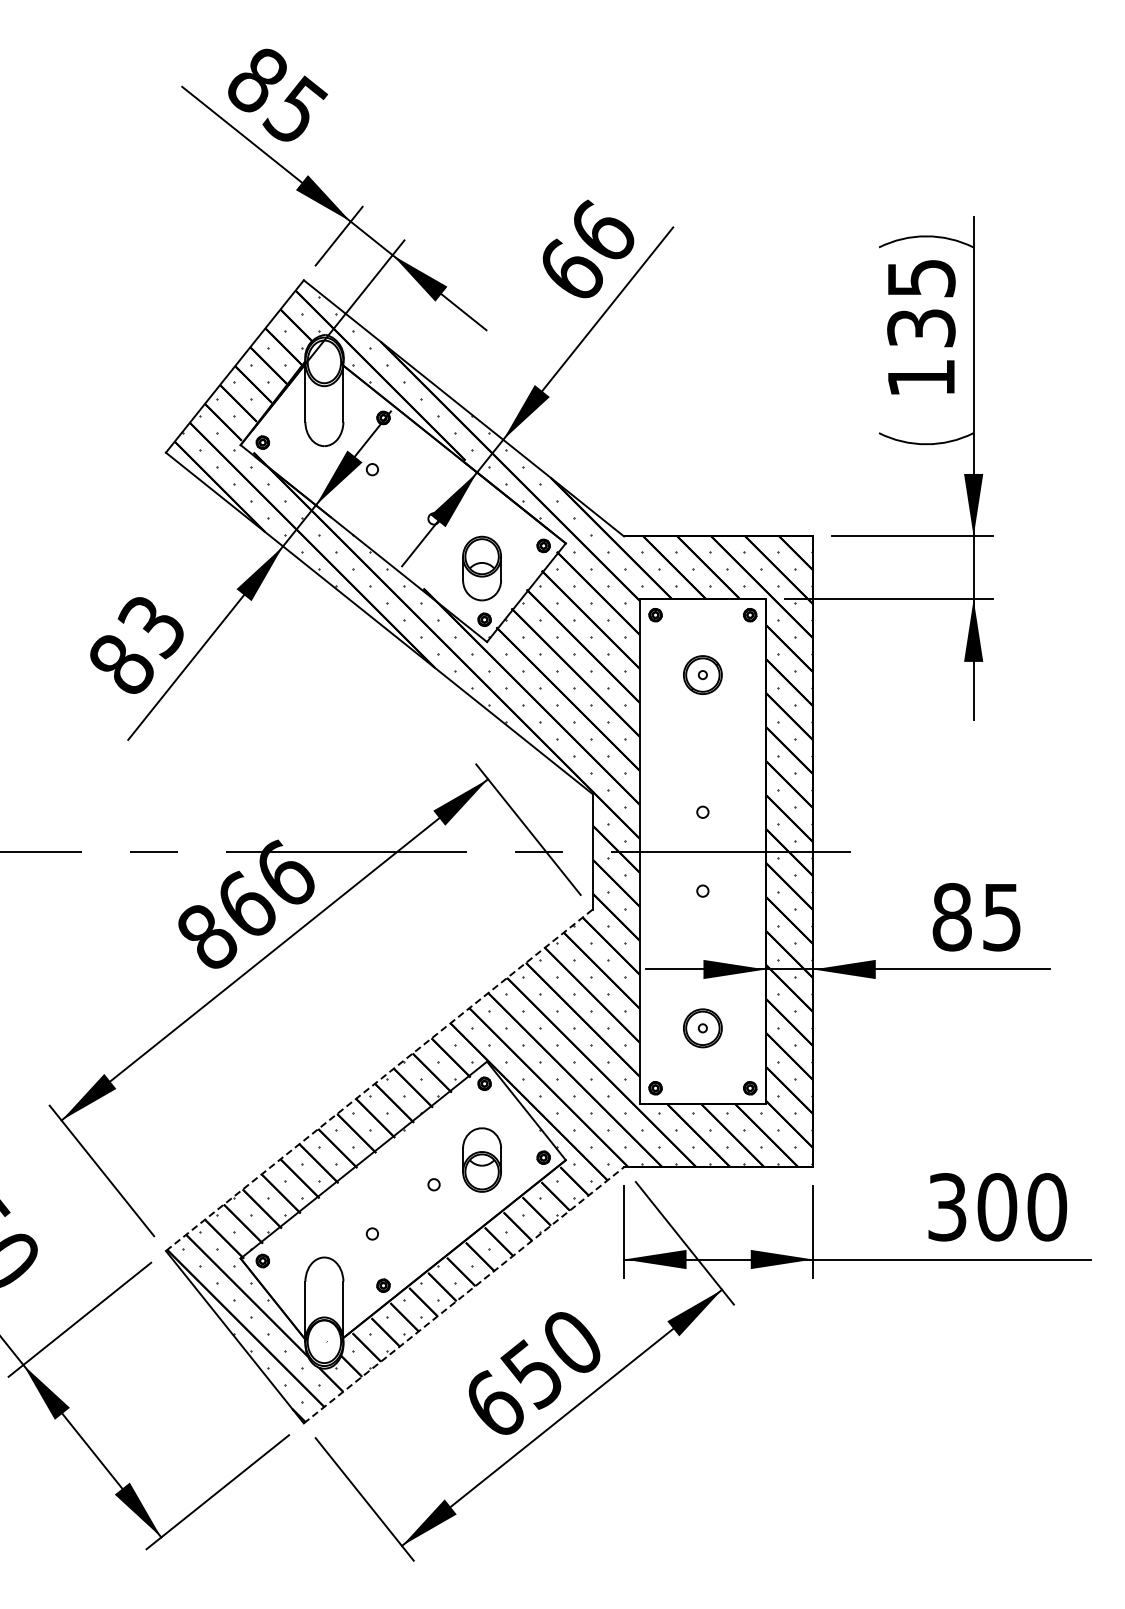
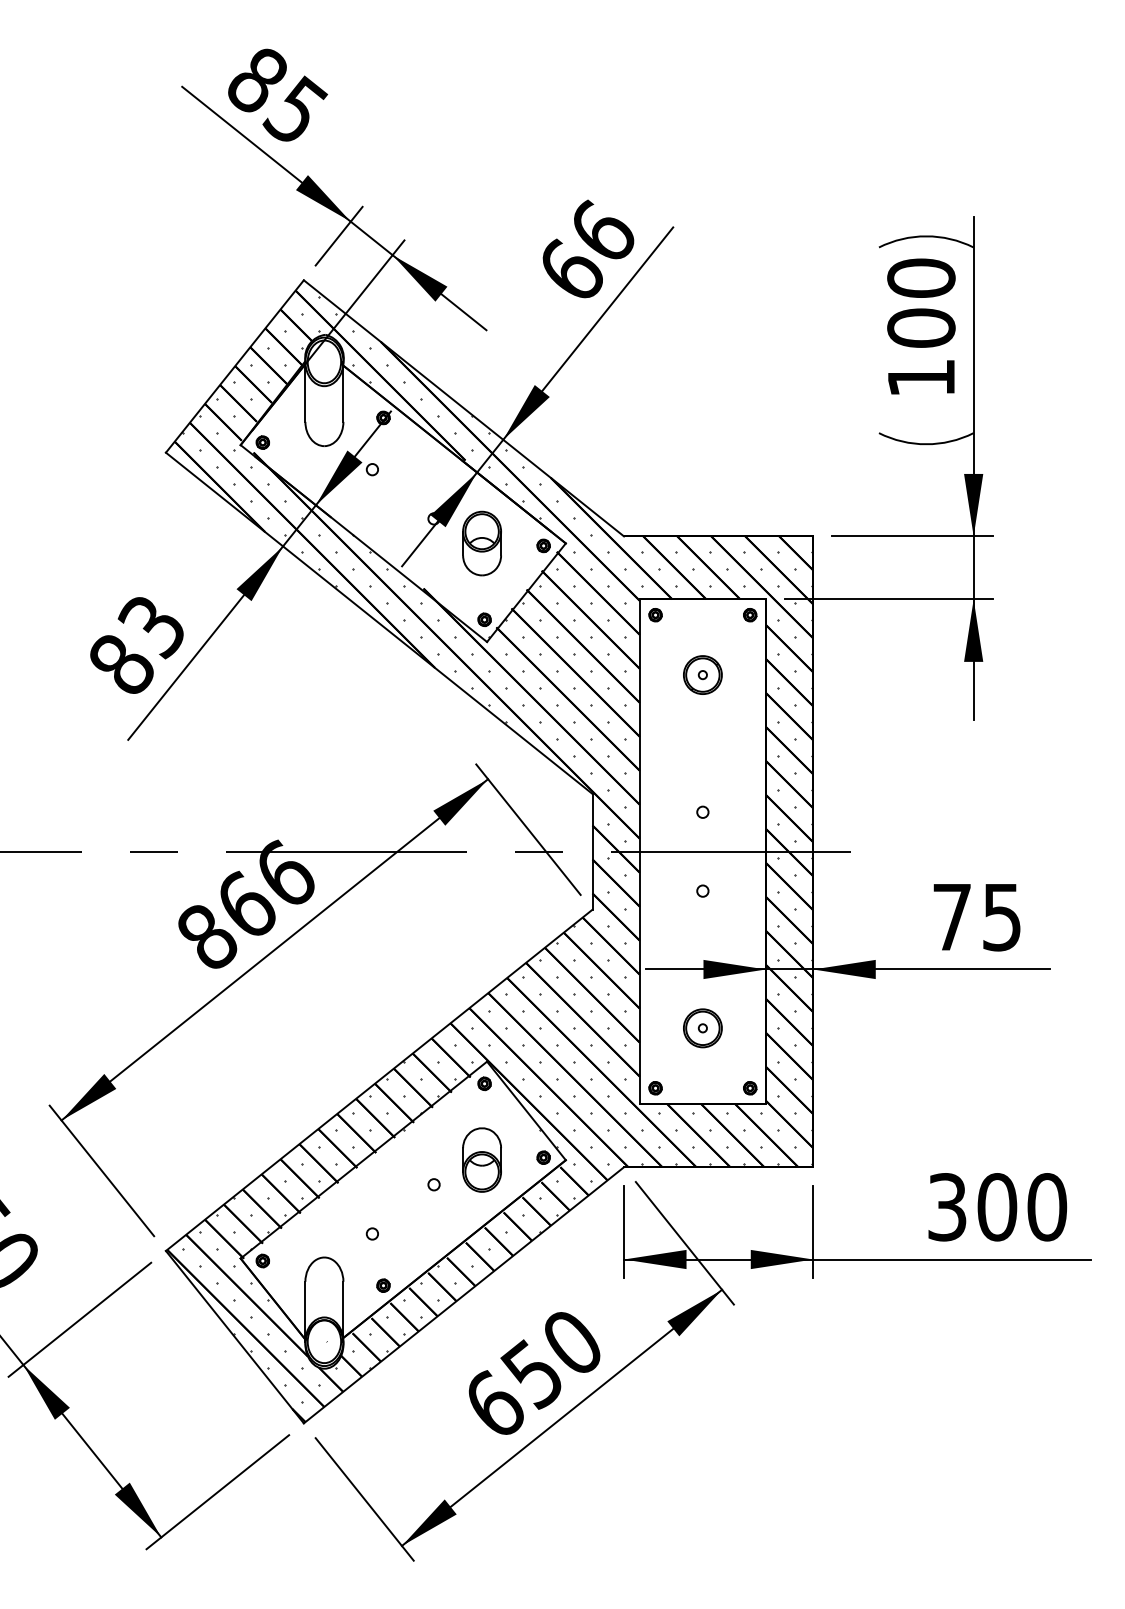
text: 135 -> 100 (921, 302)
part position: (481, 568) -> (481, 543) (481, 543)
text: 85 -> 75 (951, 917)
line: dashed -> solid (378, 1080)
line: dashed -> solid (464, 1294)
